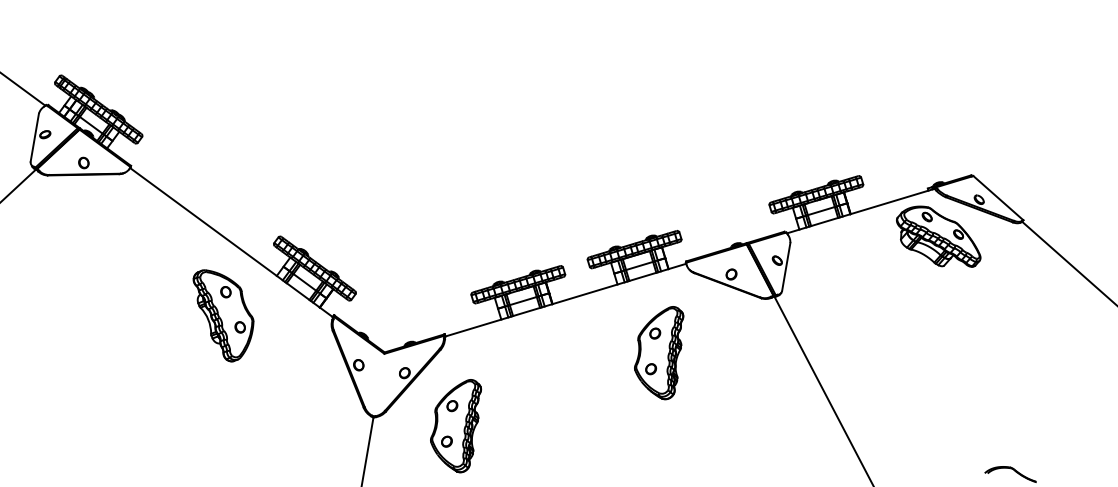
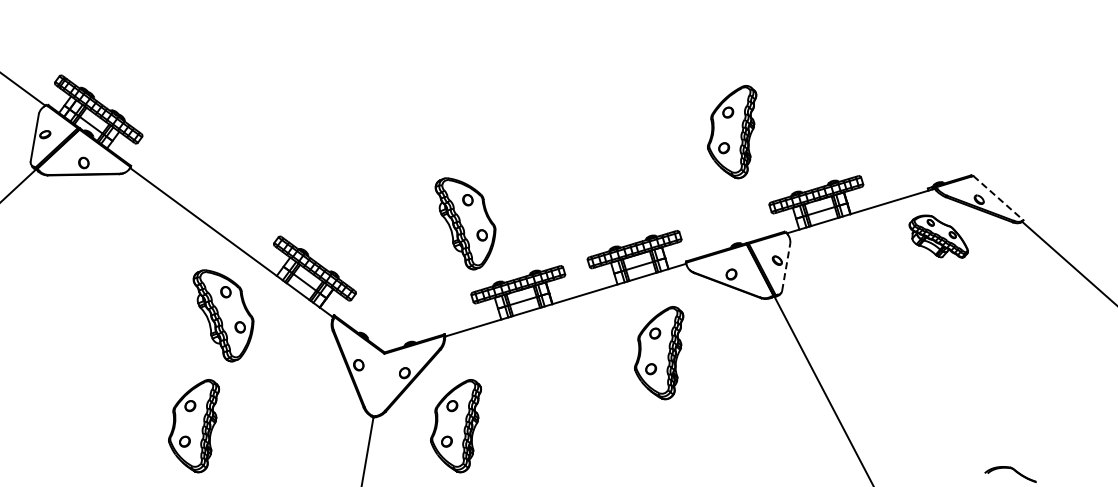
part: none -> present (732, 132)
line: solid -> dashed (998, 198)
part: none -> present (465, 223)
part size: 86x63 px -> 61x45 px (938, 236)
line: solid -> dashed (786, 266)
part: none -> present (194, 426)
